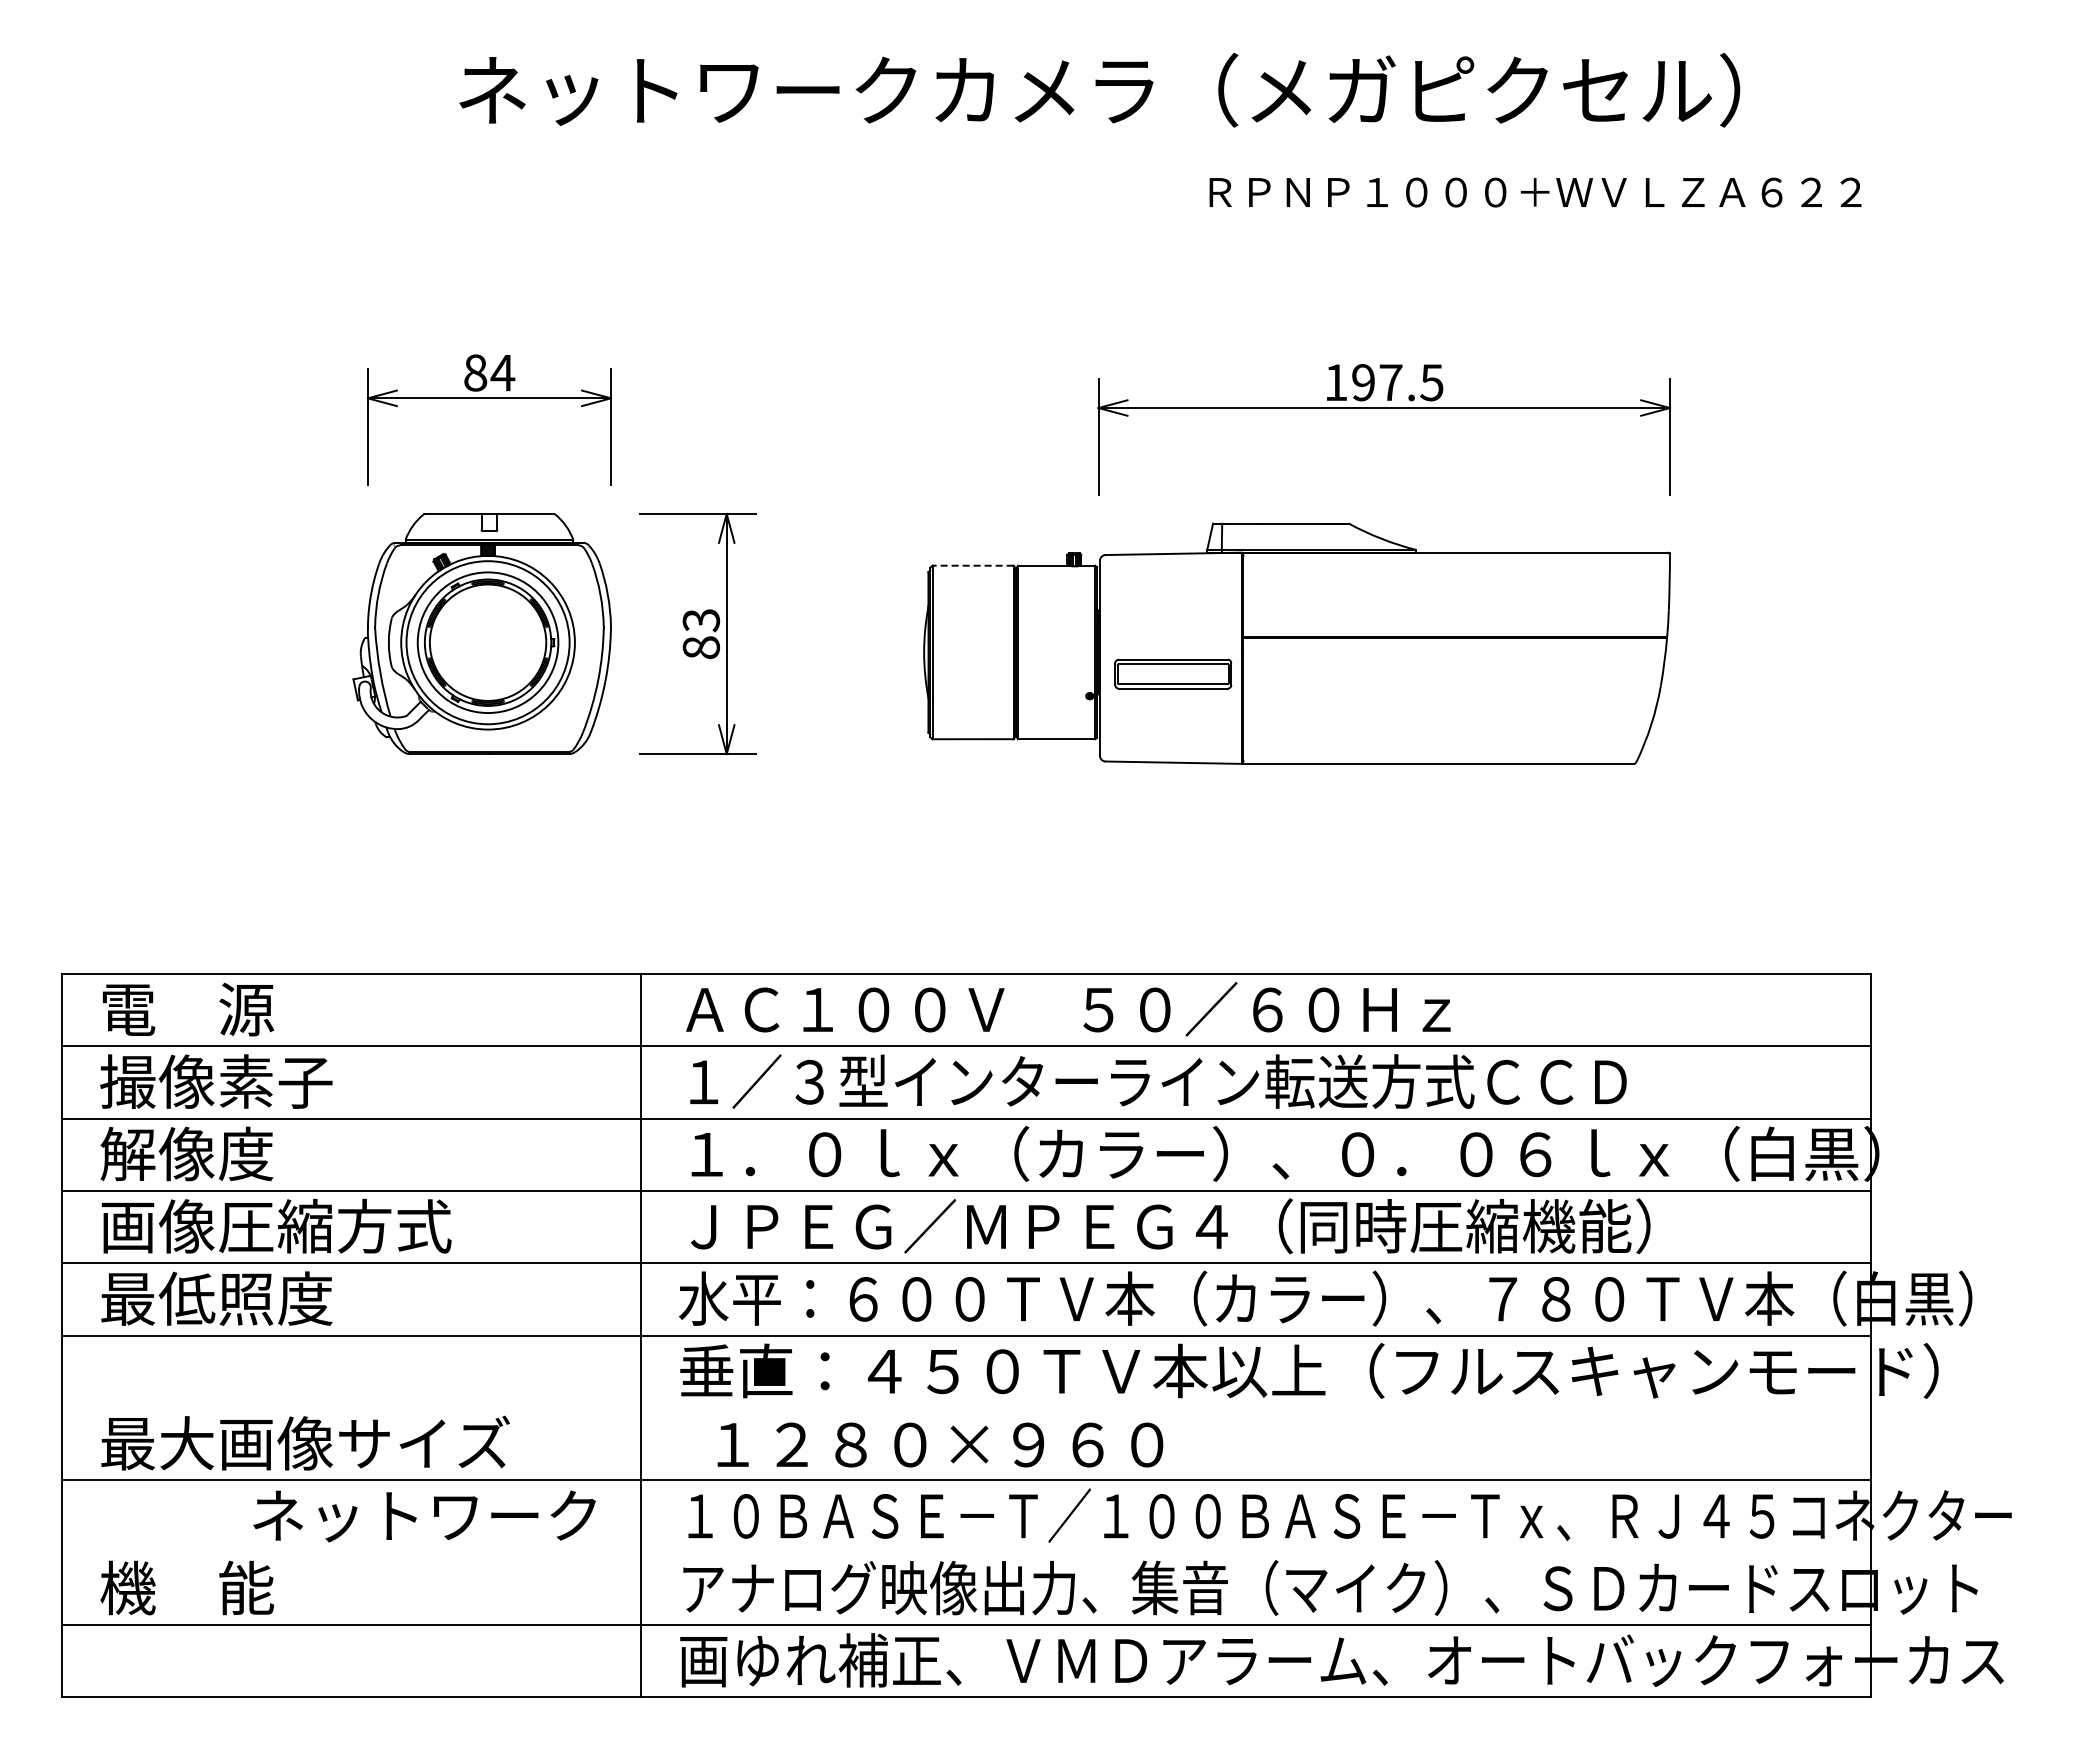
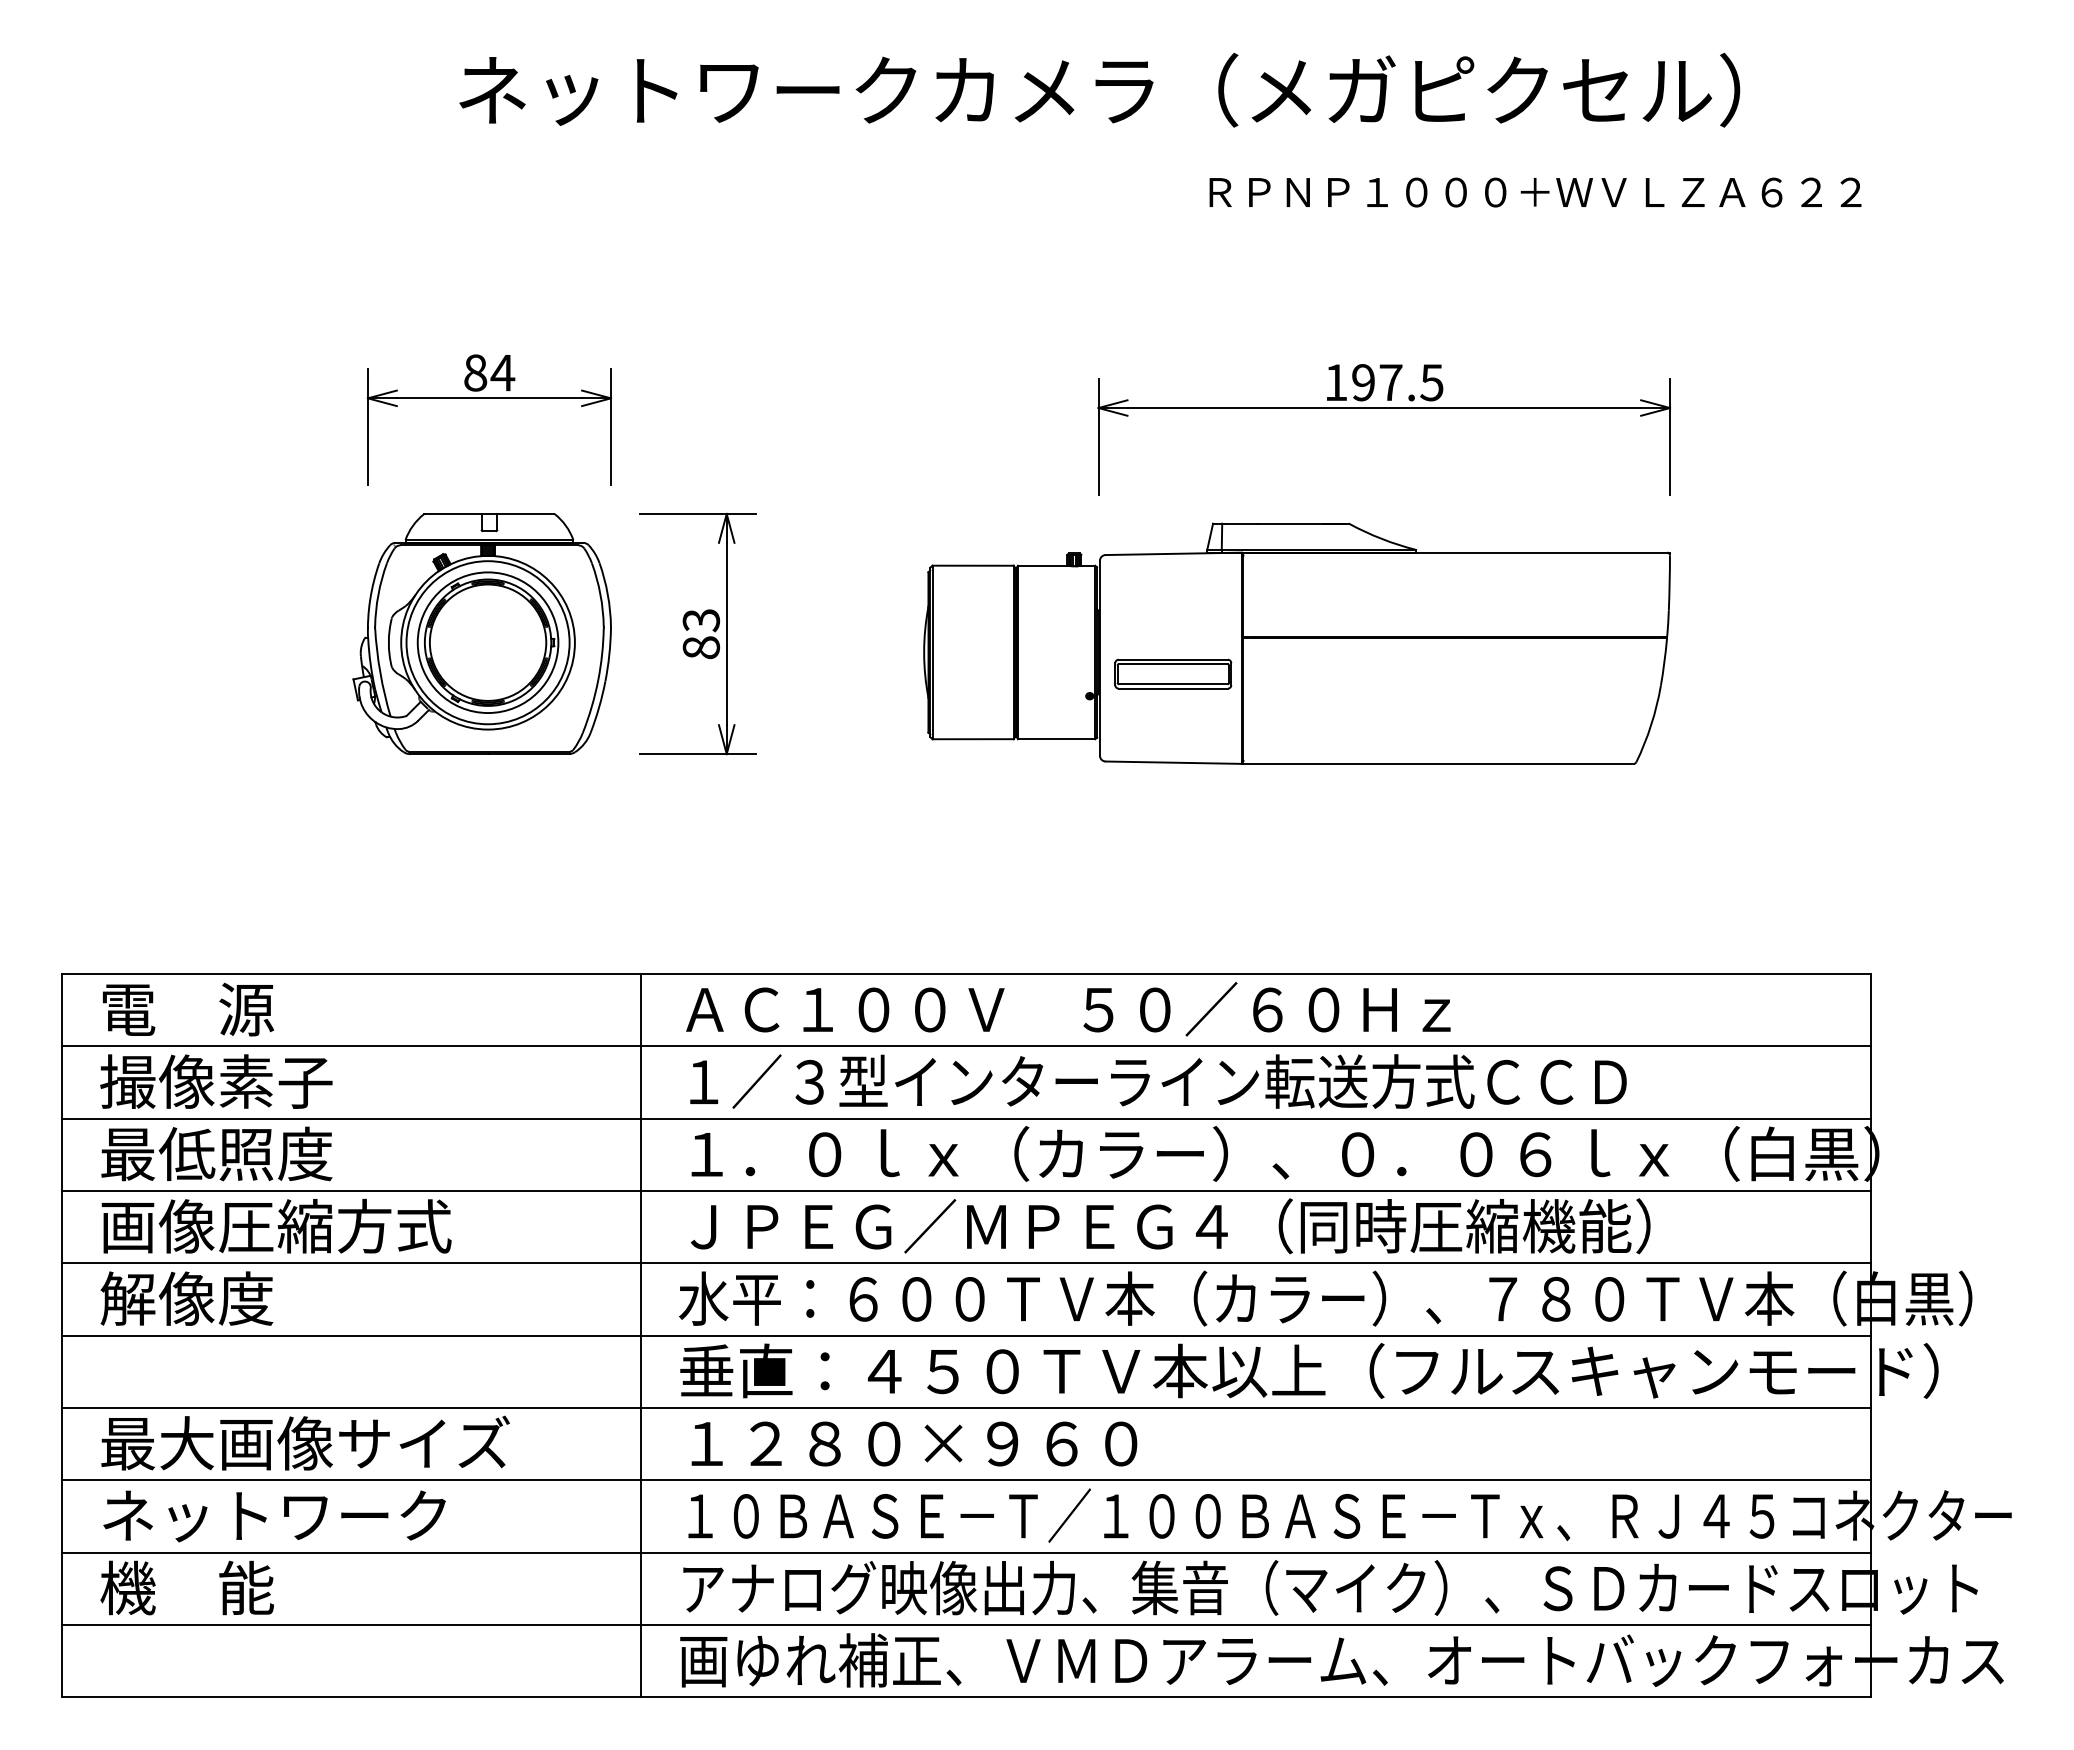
line: dashed -> solid (973, 565)
text: 解像度 -> 最低照度 (216, 1153)
text: 最低照度 -> 解像度 (216, 1298)
line: none -> present (966, 1407)
text position: (940, 1444) -> (914, 1443) (914, 1443)
text position: (424, 1516) -> (274, 1516) (274, 1516)
line: none -> present (966, 1552)
